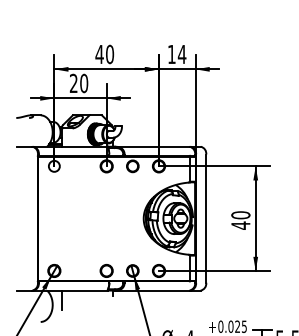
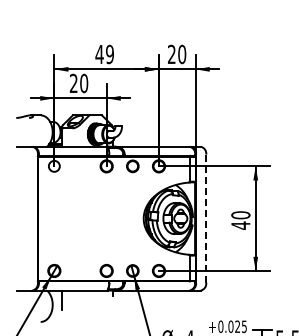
text: 40 -> 49 (109, 54)
text: 14 -> 20 (177, 54)
line: solid -> dashed (206, 218)
